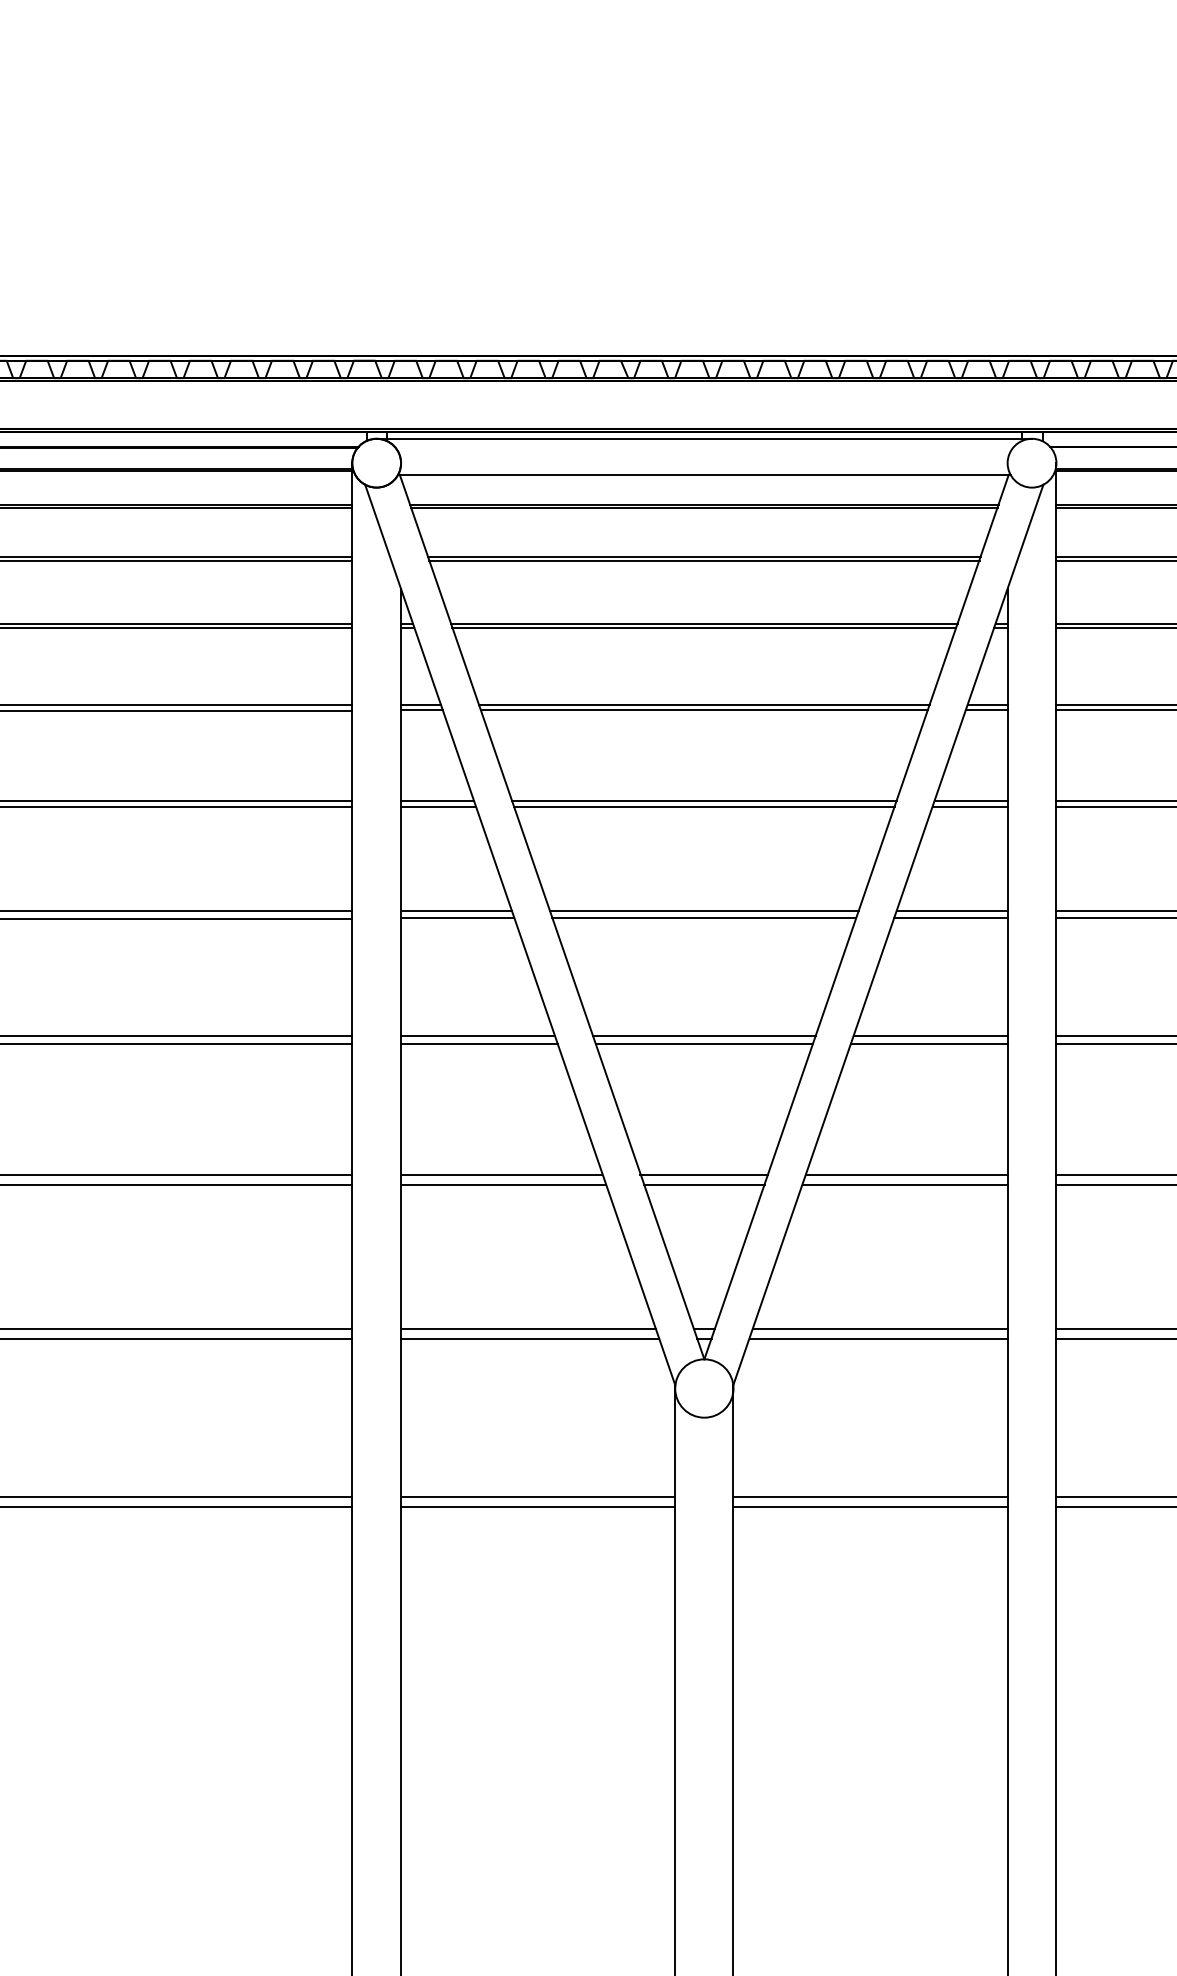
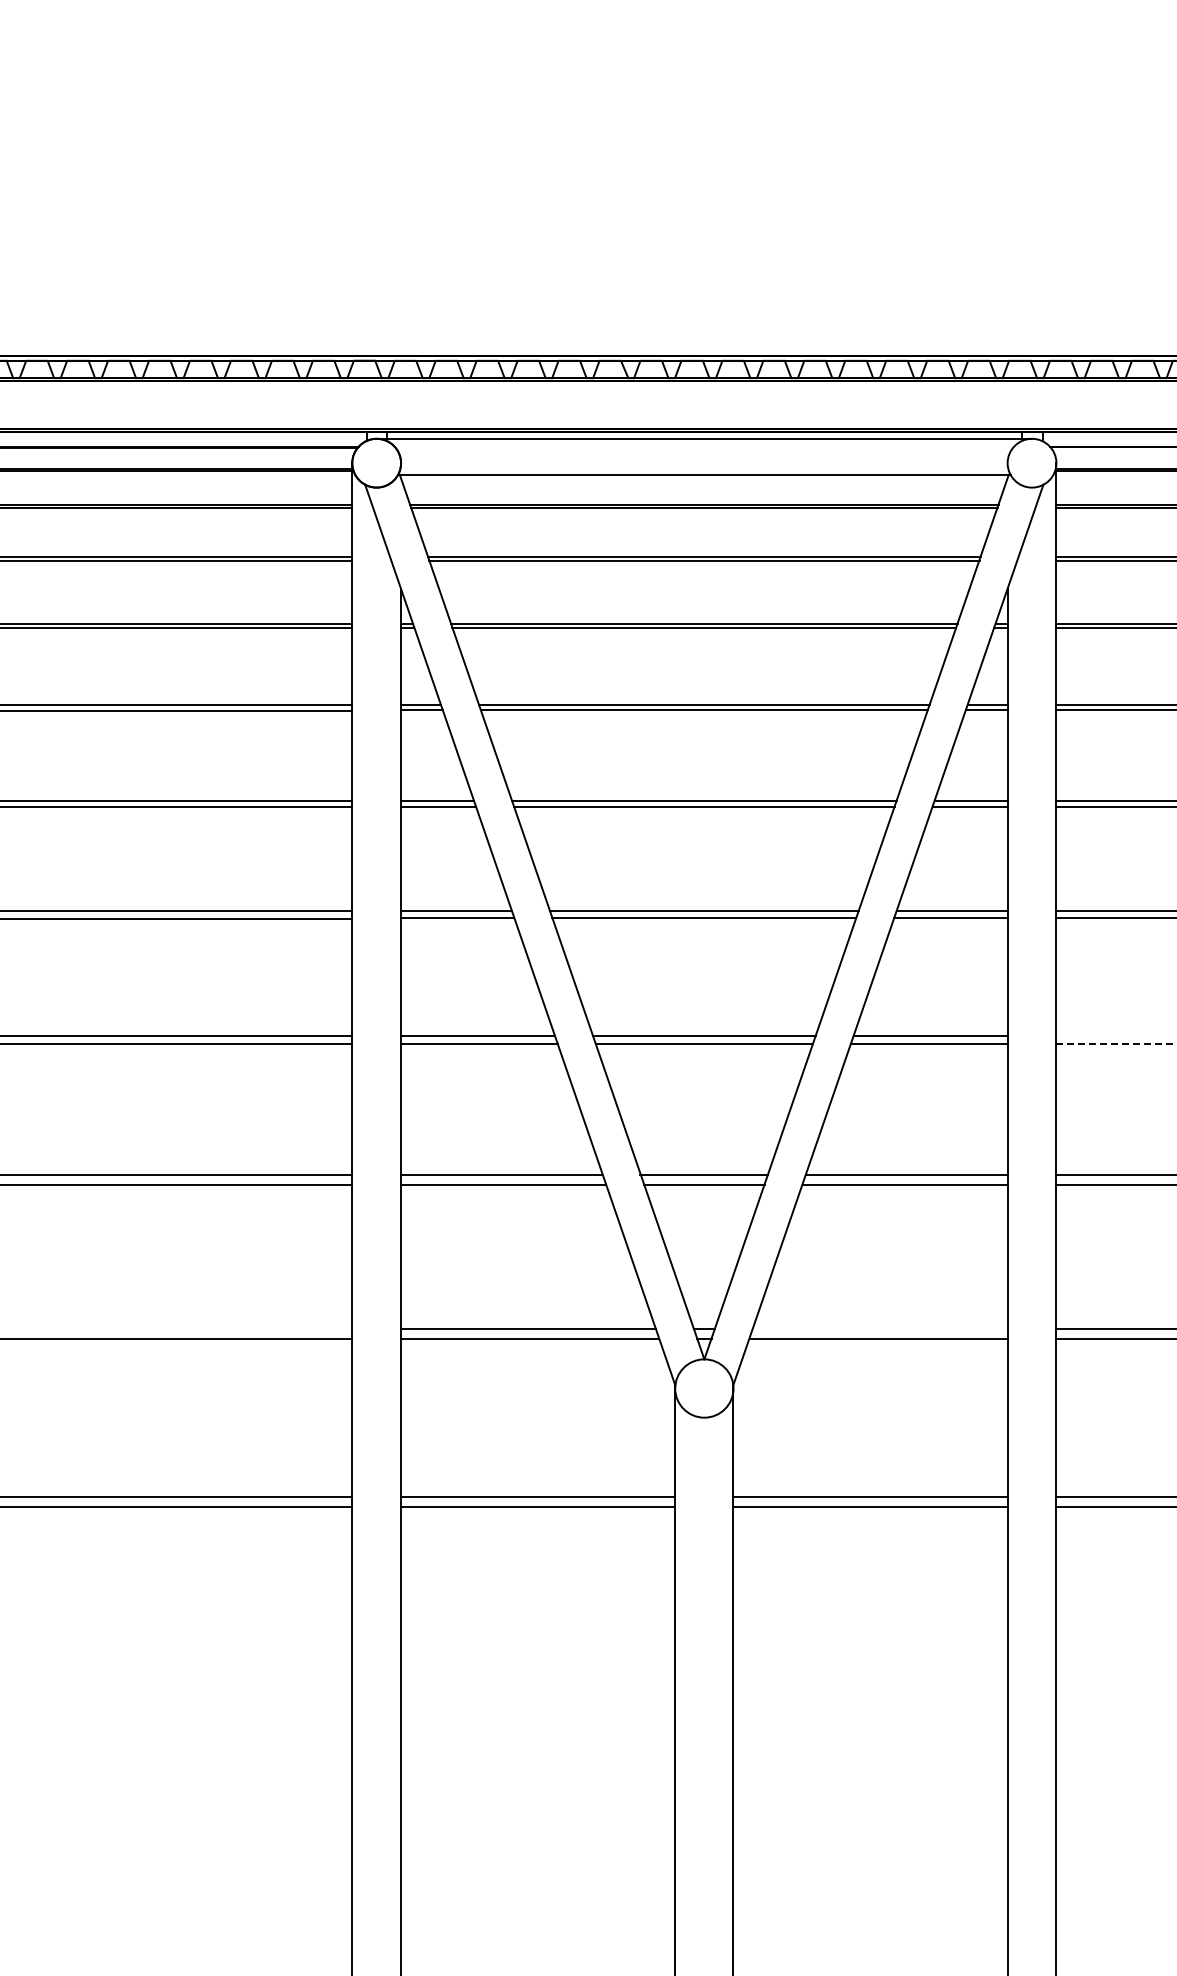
line: present -> none (1114, 1036)
line: solid -> dashed (1116, 1044)
line: present -> none (177, 1329)
line: present -> none (880, 1329)
